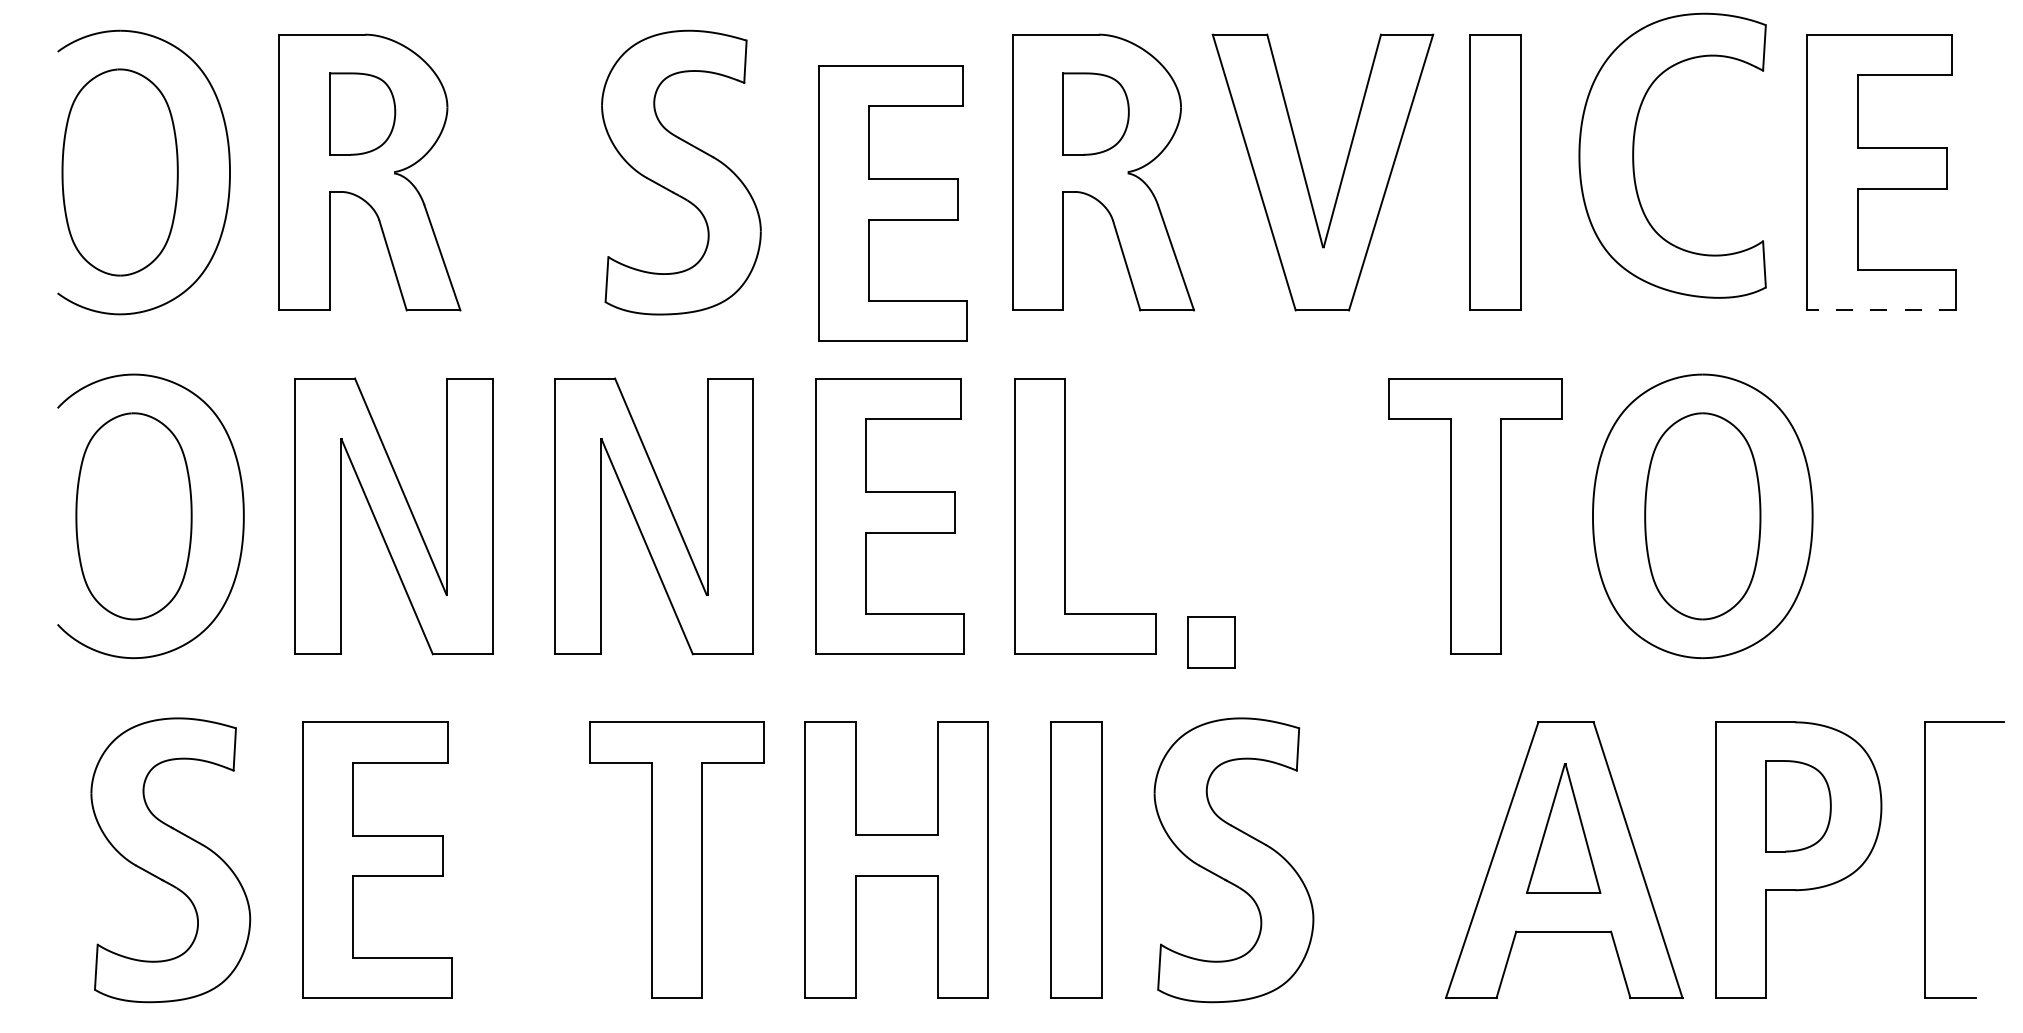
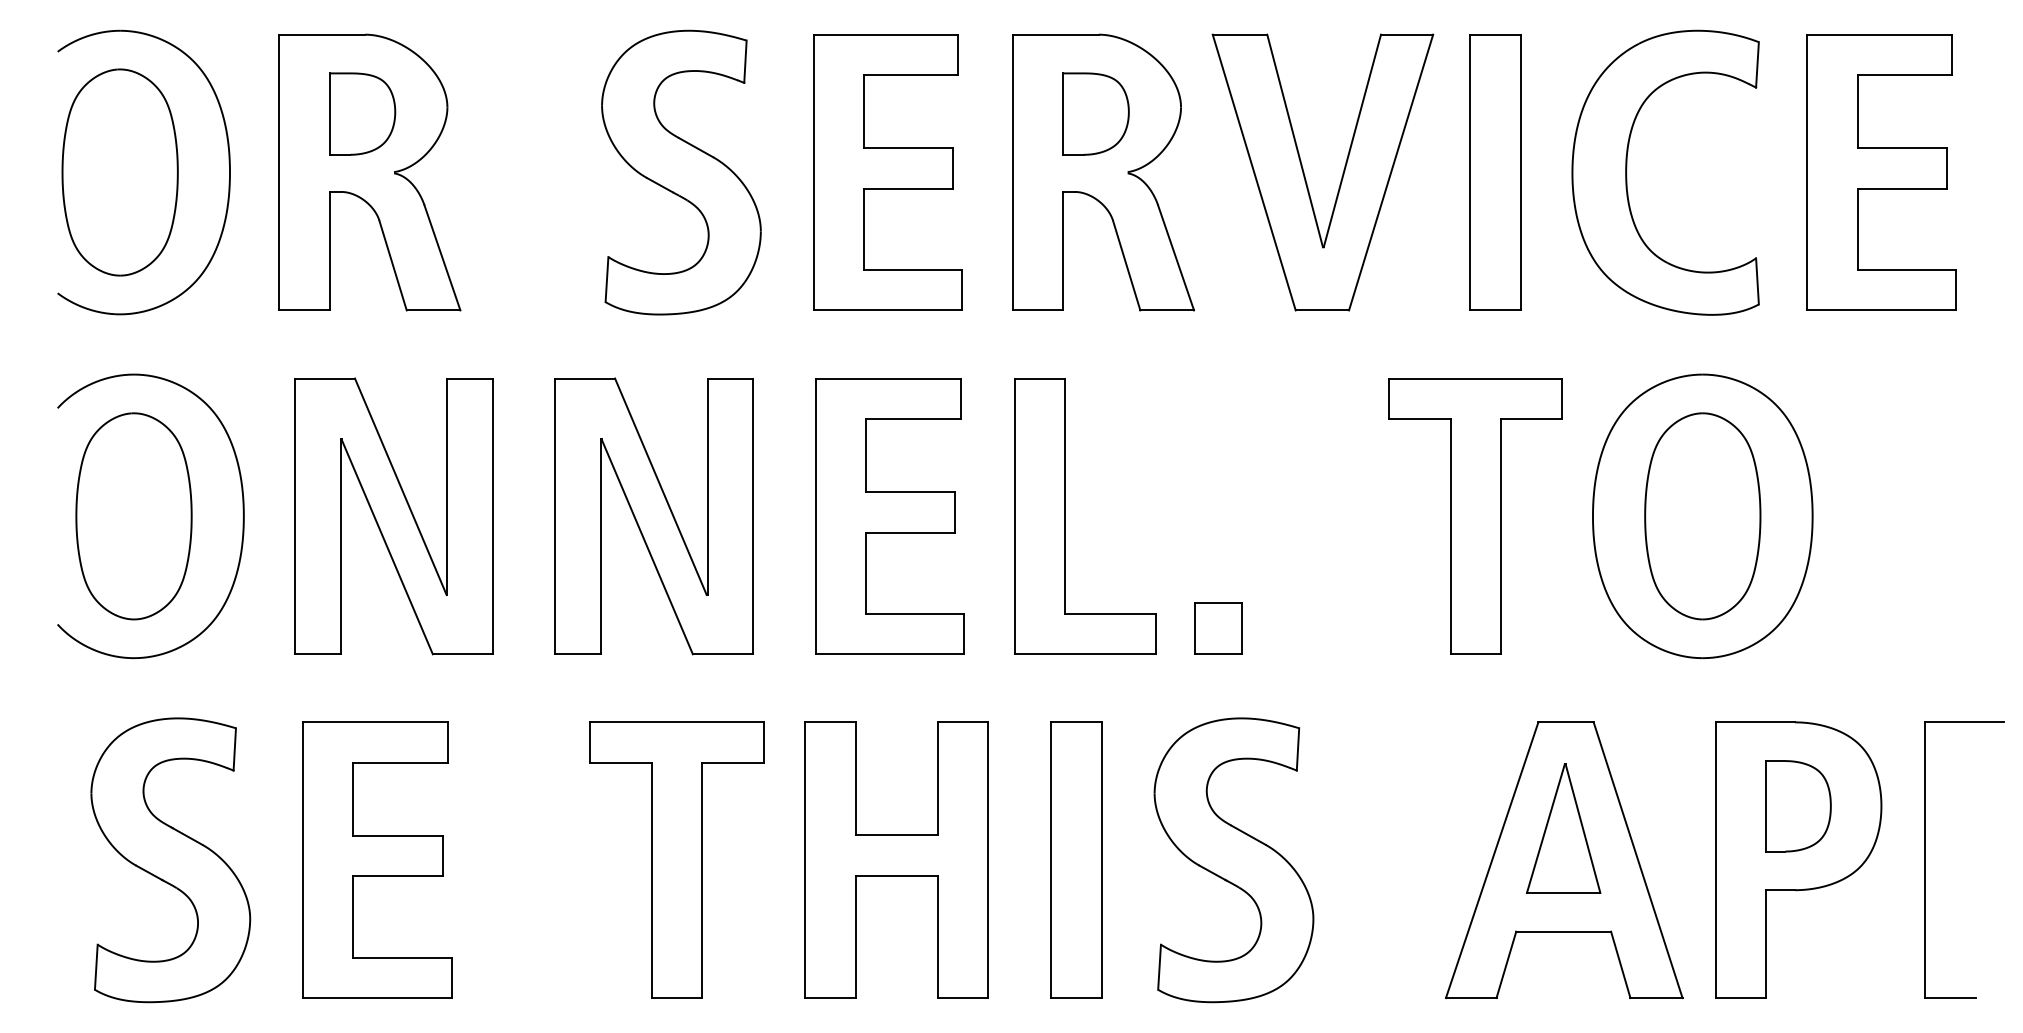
part position: (1634, 153) -> (1627, 170) (1627, 170)
part position: (892, 203) -> (887, 172) (887, 172)
line: dashed -> solid (1881, 310)
part position: (1211, 642) -> (1218, 628) (1218, 628)
